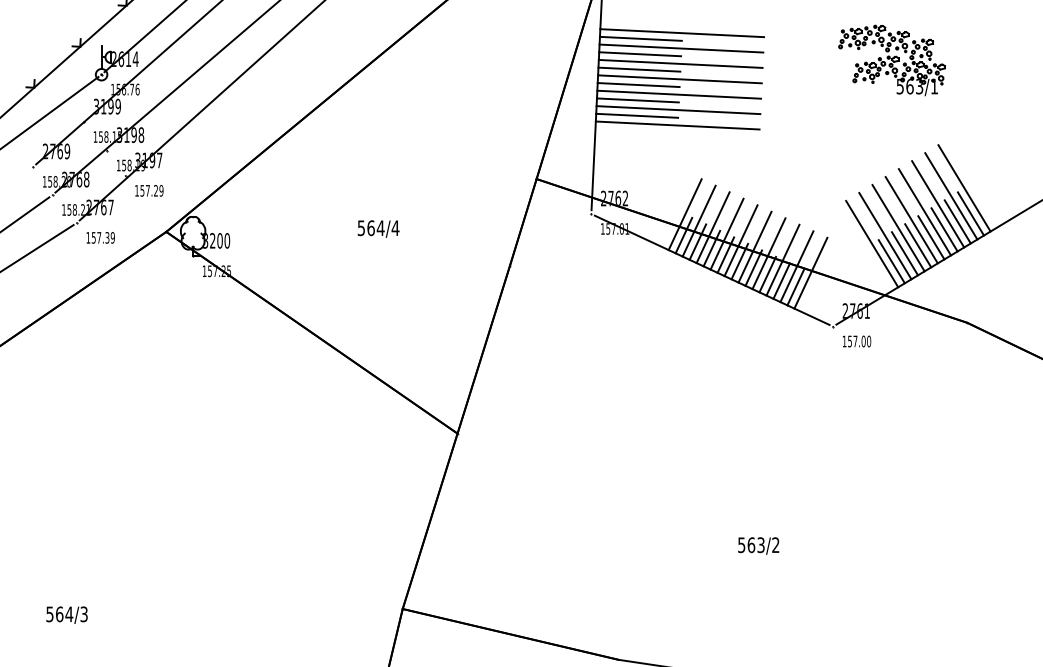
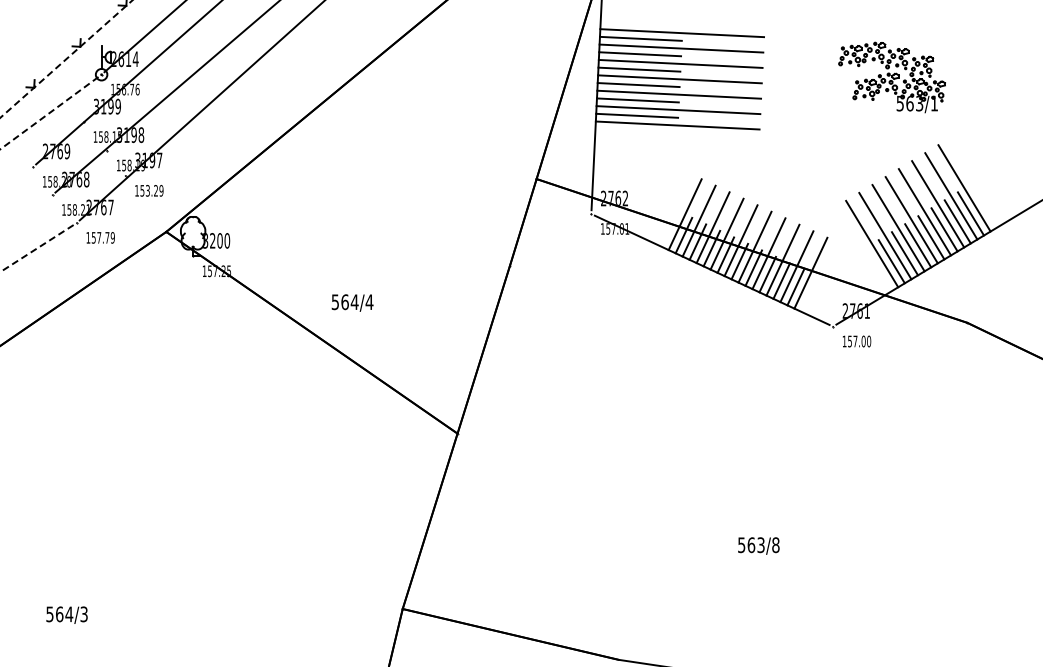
line: solid -> dashed (66, 59)
part position: (891, 60) -> (891, 77) (891, 77)
line: solid -> dashed (49, 113)
text: 157.29 -> 153.29 (147, 190)
line: present -> none (25, 214)
text position: (378, 228) -> (352, 302) (352, 302)
text: 157.39 -> 157.79 (107, 237)
line: solid -> dashed (36, 248)
text: 563/2 -> 563/8 (775, 545)
